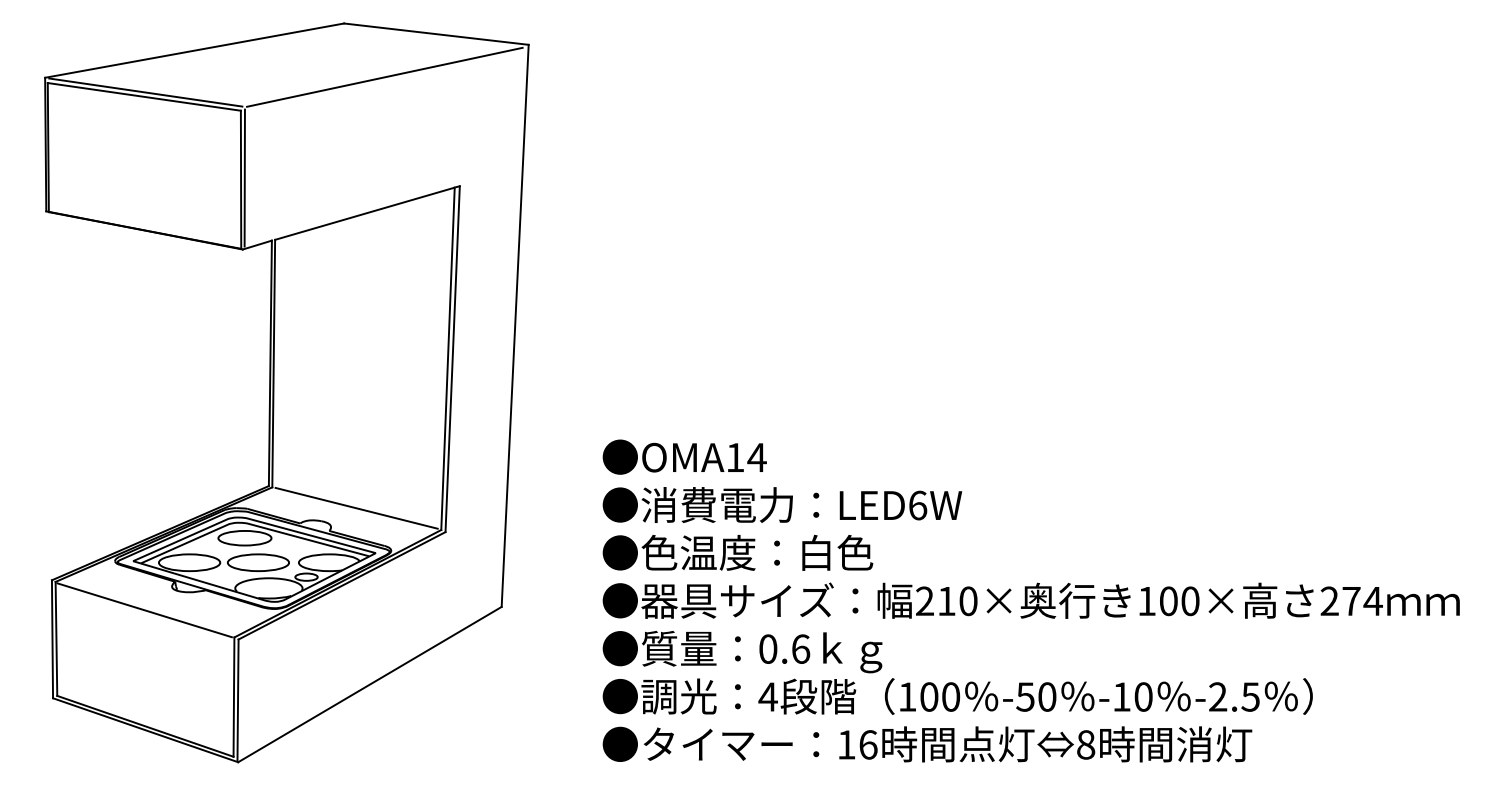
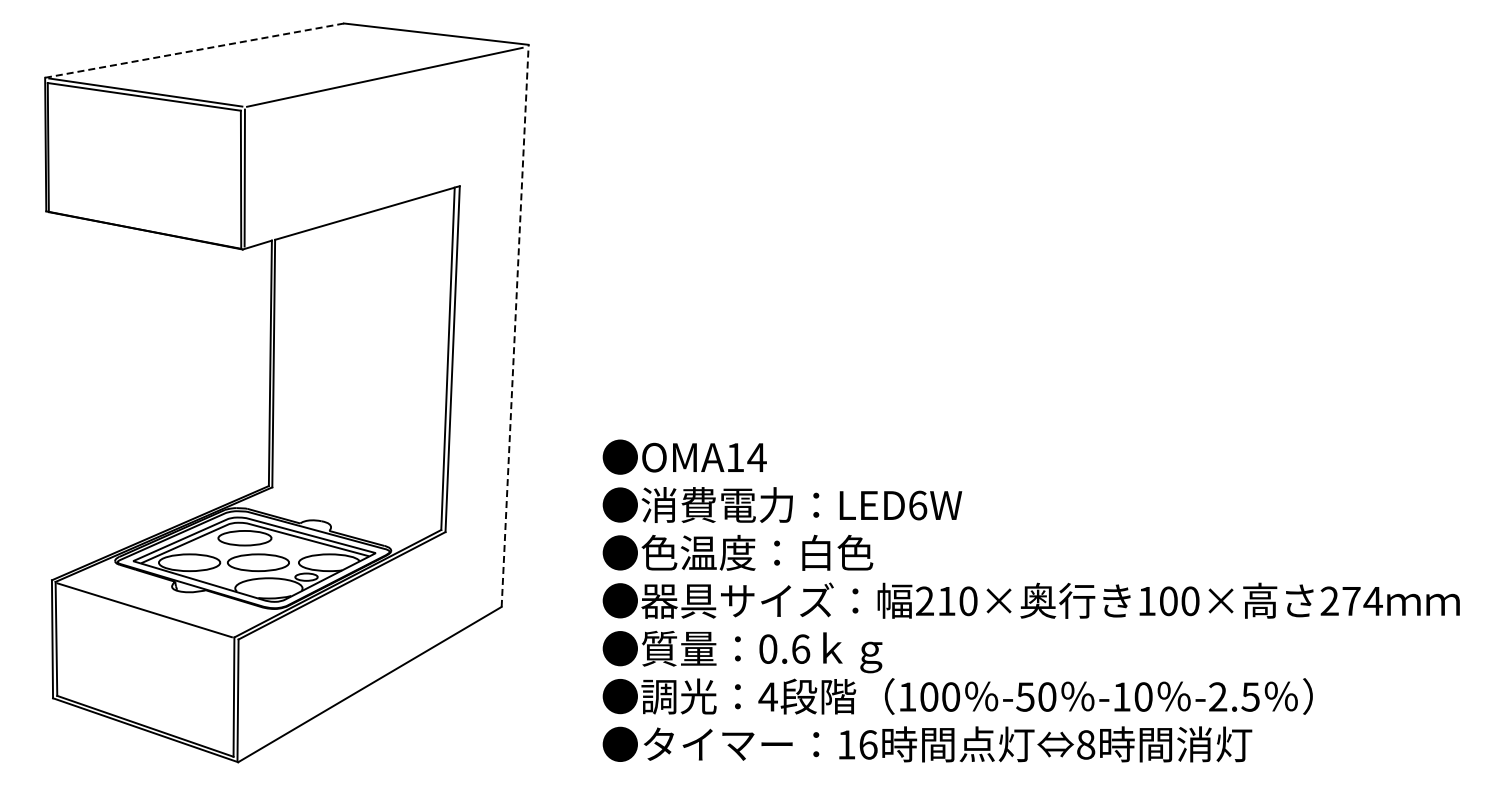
line: solid -> dashed (194, 50)
line: solid -> dashed (515, 325)
line: present -> none (356, 507)
